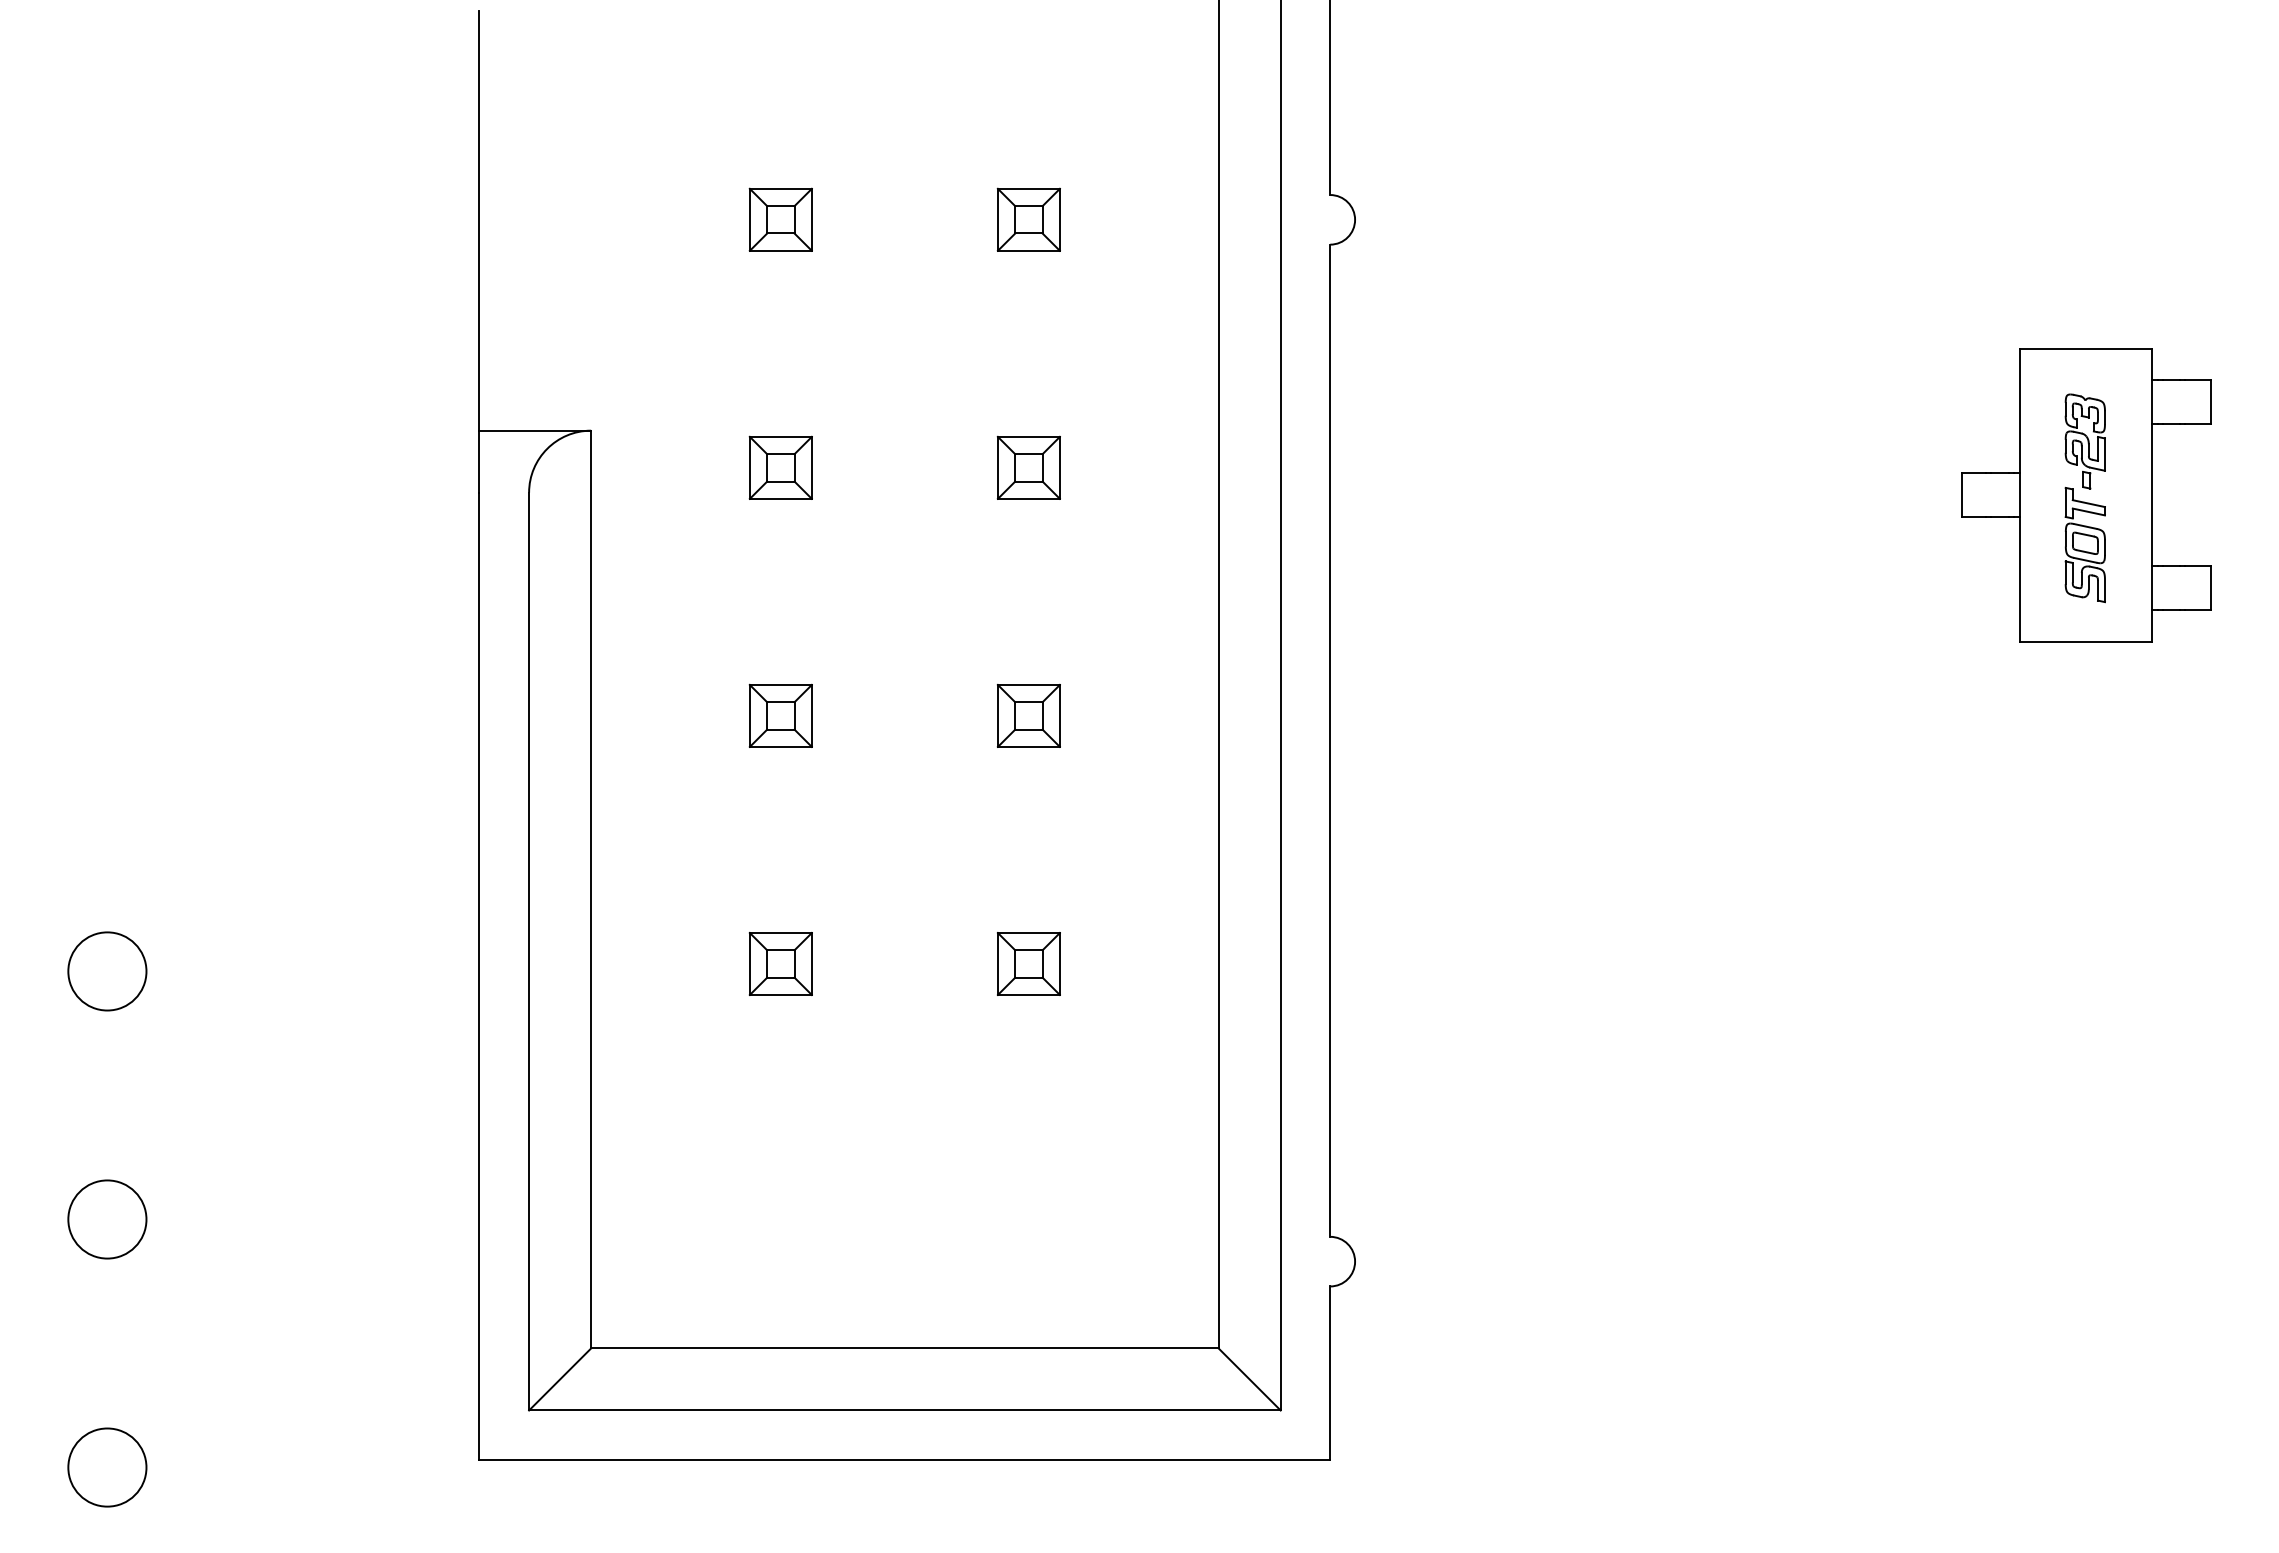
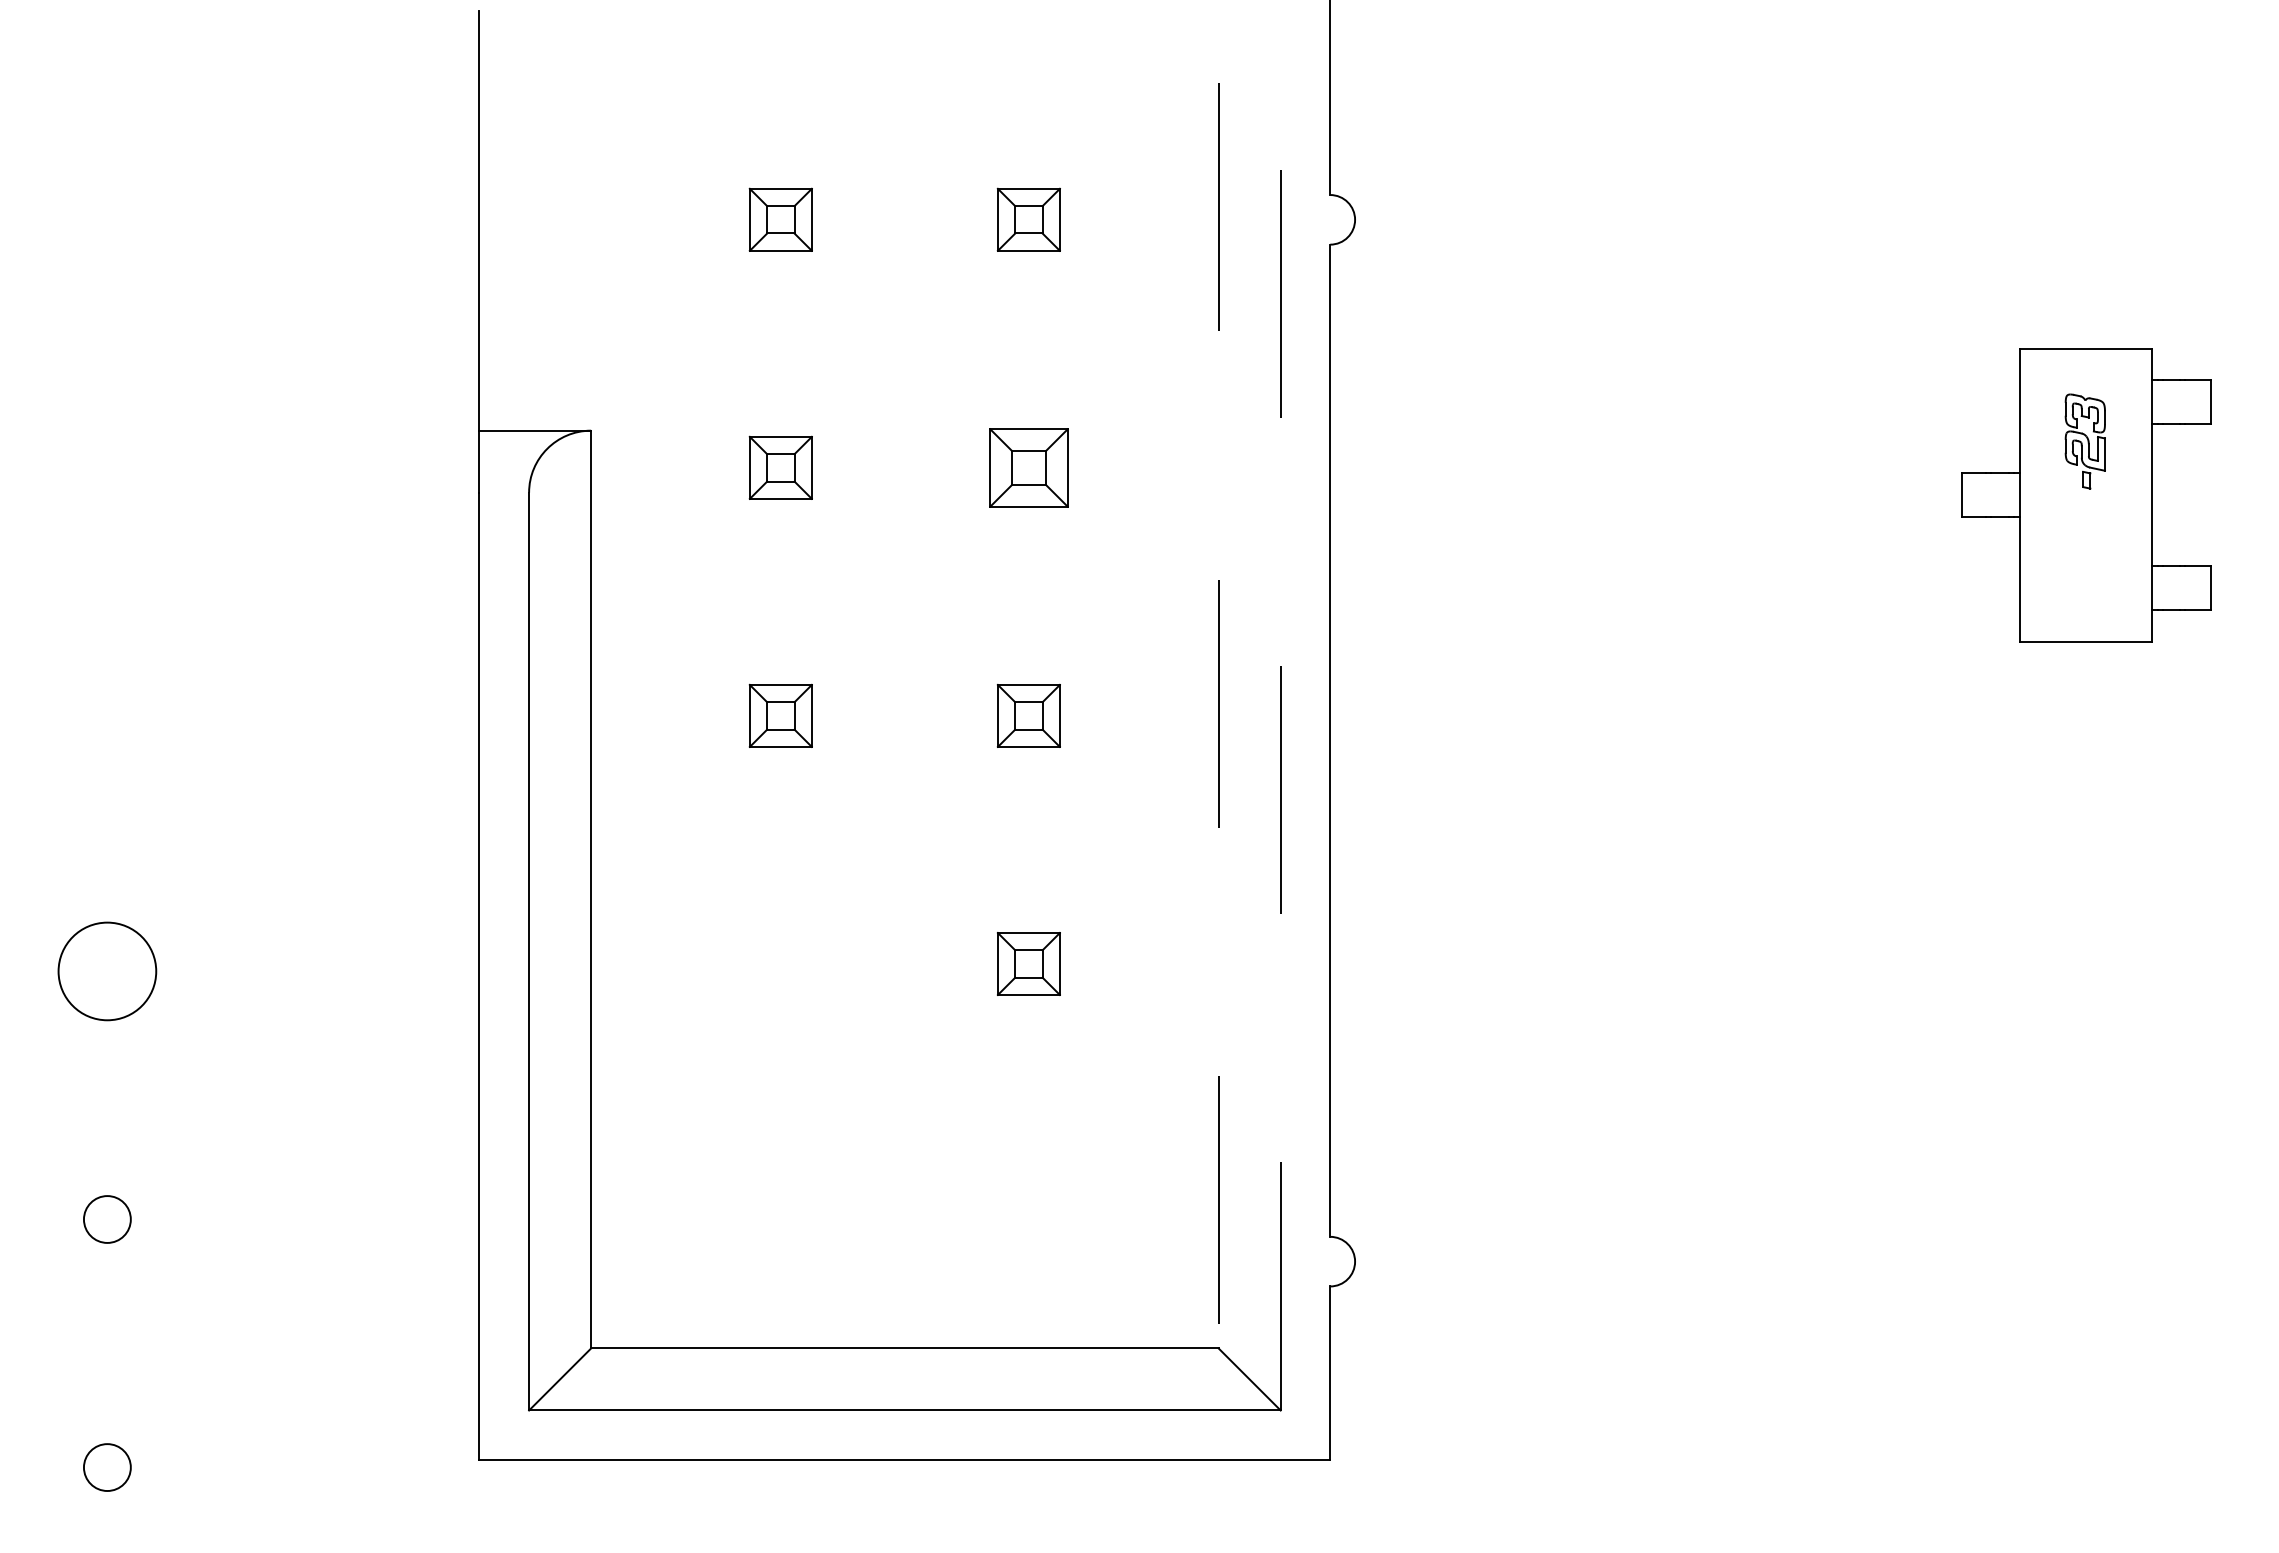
part size: 65x65 px -> 80x80 px (1028, 467)
part: present -> none (2084, 544)
line: solid -> dashed (1218, 674)
line: solid -> dashed (1280, 705)
part: present -> none (780, 963)
circle diameter: 78 px -> 98 px (107, 971)
circle diameter: 78 px -> 47 px (106, 1219)
circle diameter: 78 px -> 47 px (106, 1467)
